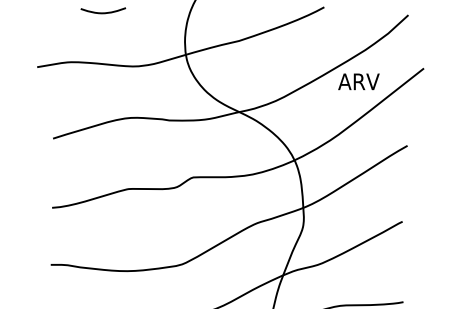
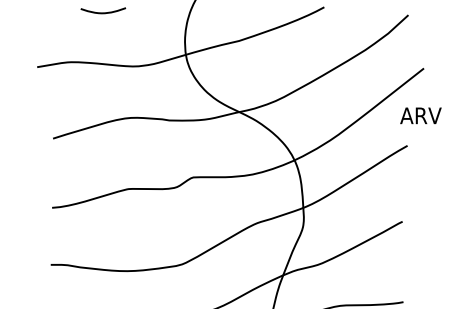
text position: (358, 81) -> (420, 115) (420, 115)
